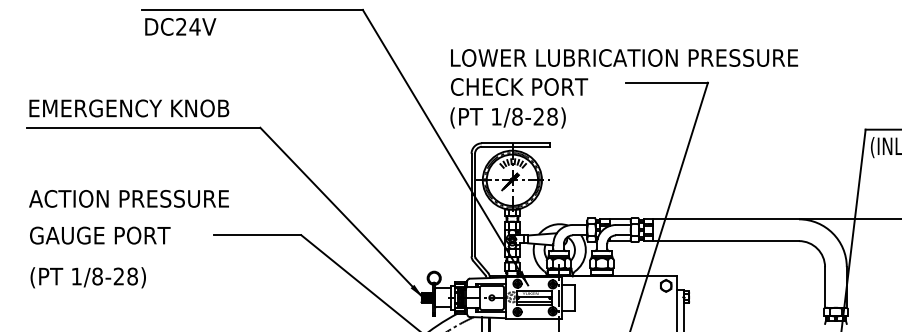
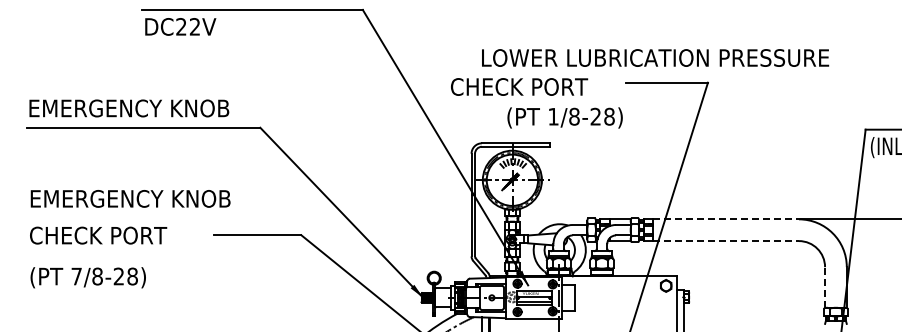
text: DC24V -> DC22V (194, 26)
text position: (624, 57) -> (655, 57) (655, 57)
text position: (507, 117) -> (564, 117) (564, 117)
text: ACTION PRESSURE -> EMERGENCY KNOB (129, 198)
line: solid -> dashed (726, 219)
text: GAUGE PORT -> CHECK PORT (104, 235)
line: solid -> dashed (726, 241)
text: 1/8-28) -> 7/8-28) (76, 276)
line: solid -> dashed (825, 286)
